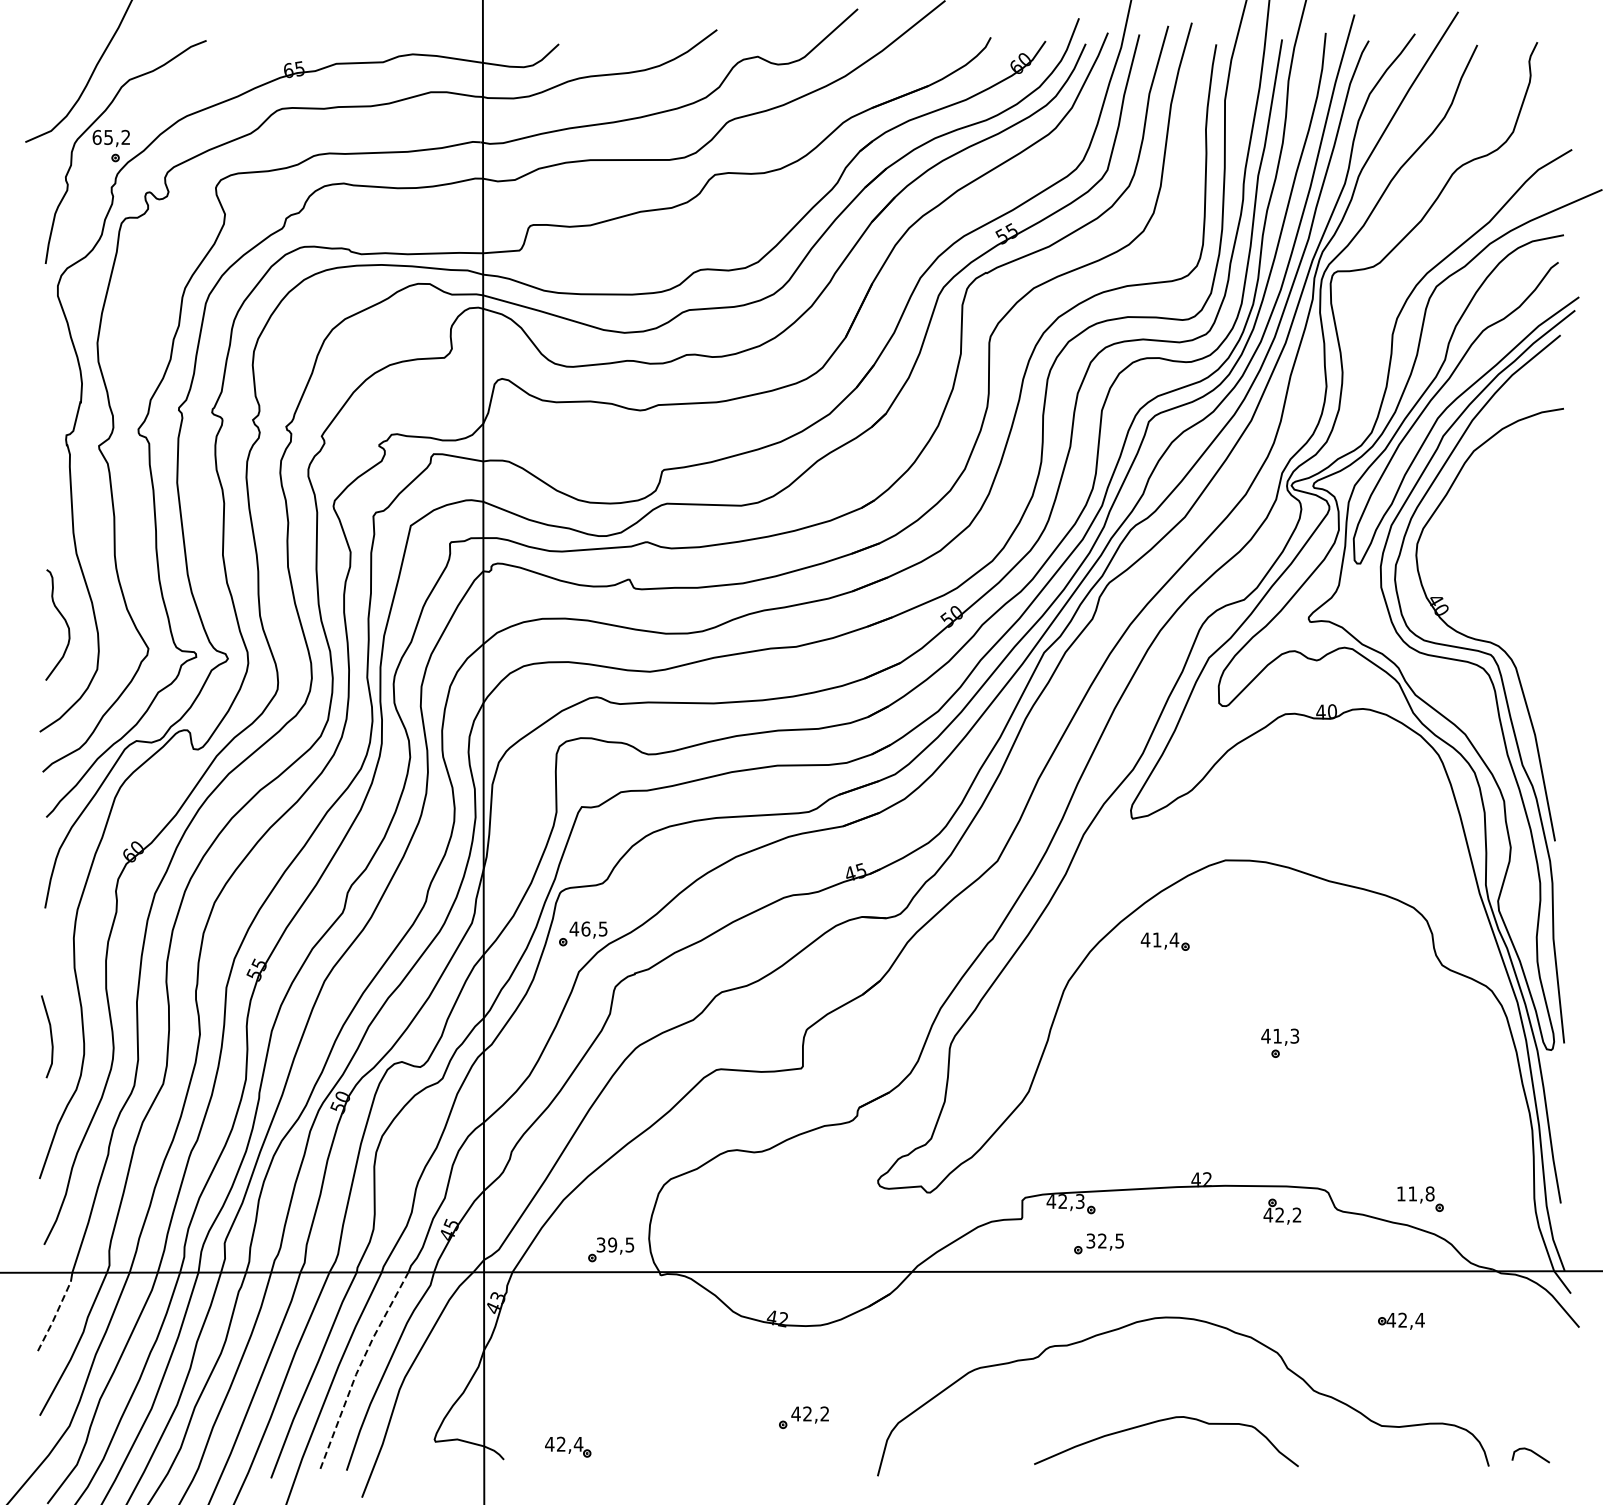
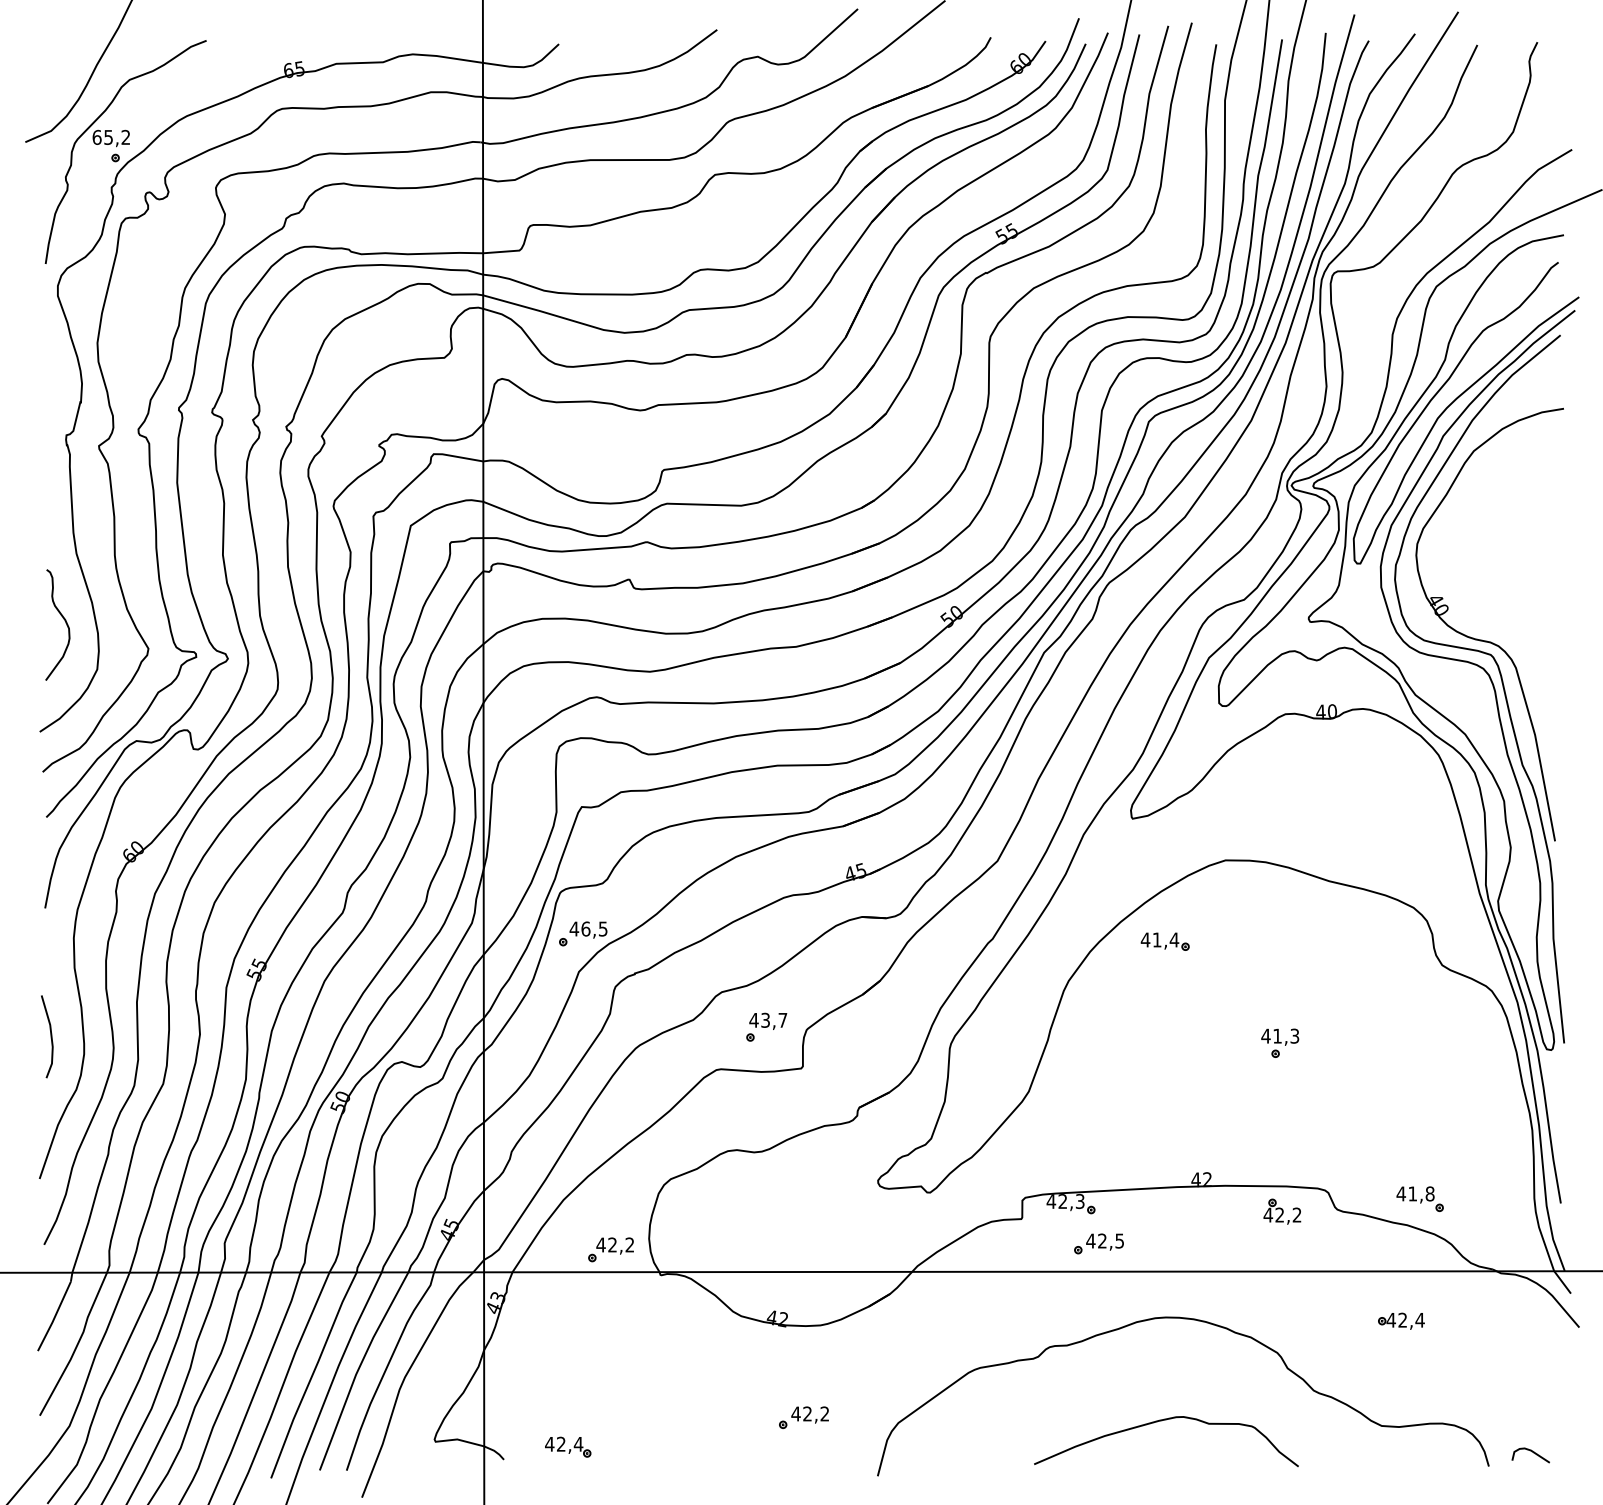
part: none -> present (766, 1026)
text: 11,8 -> 41,8 (1400, 1193)
text: 32,5 -> 42,5 (1090, 1240)
text: 39,5 -> 42,2 (615, 1244)
line: dashed -> solid (54, 1317)
line: dashed -> solid (358, 1369)
